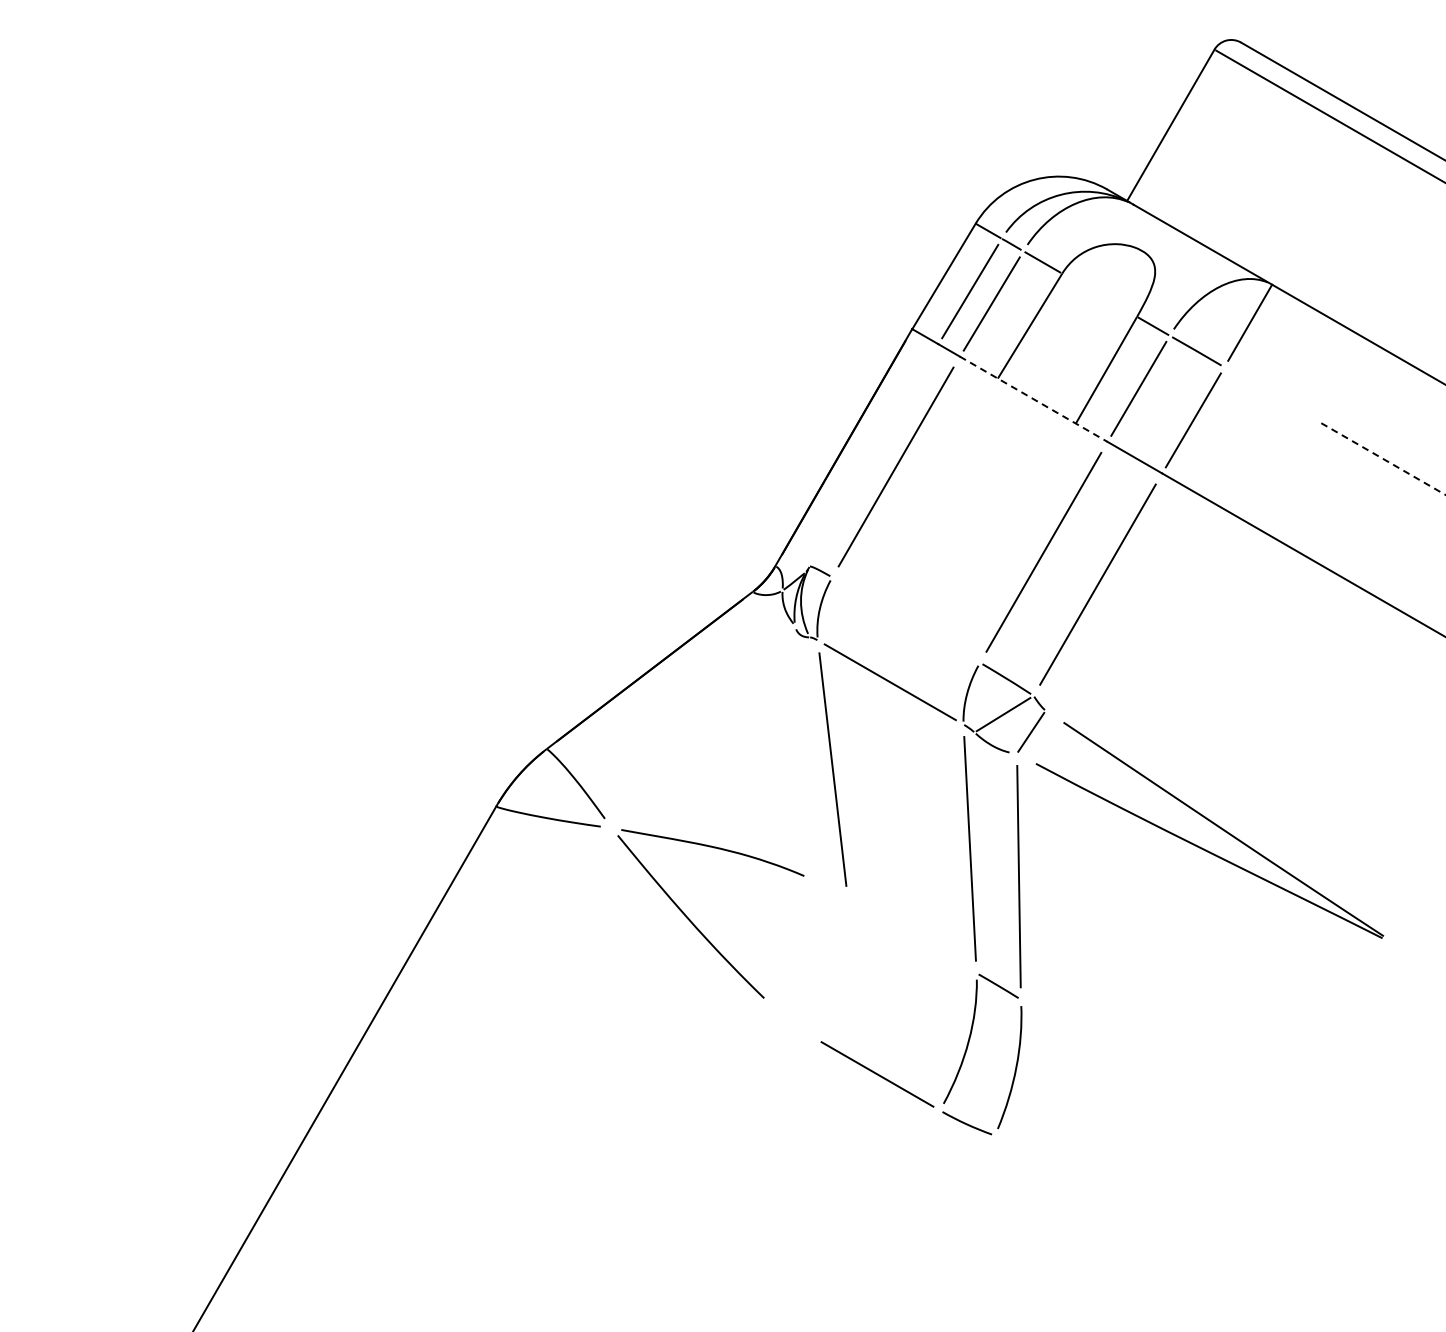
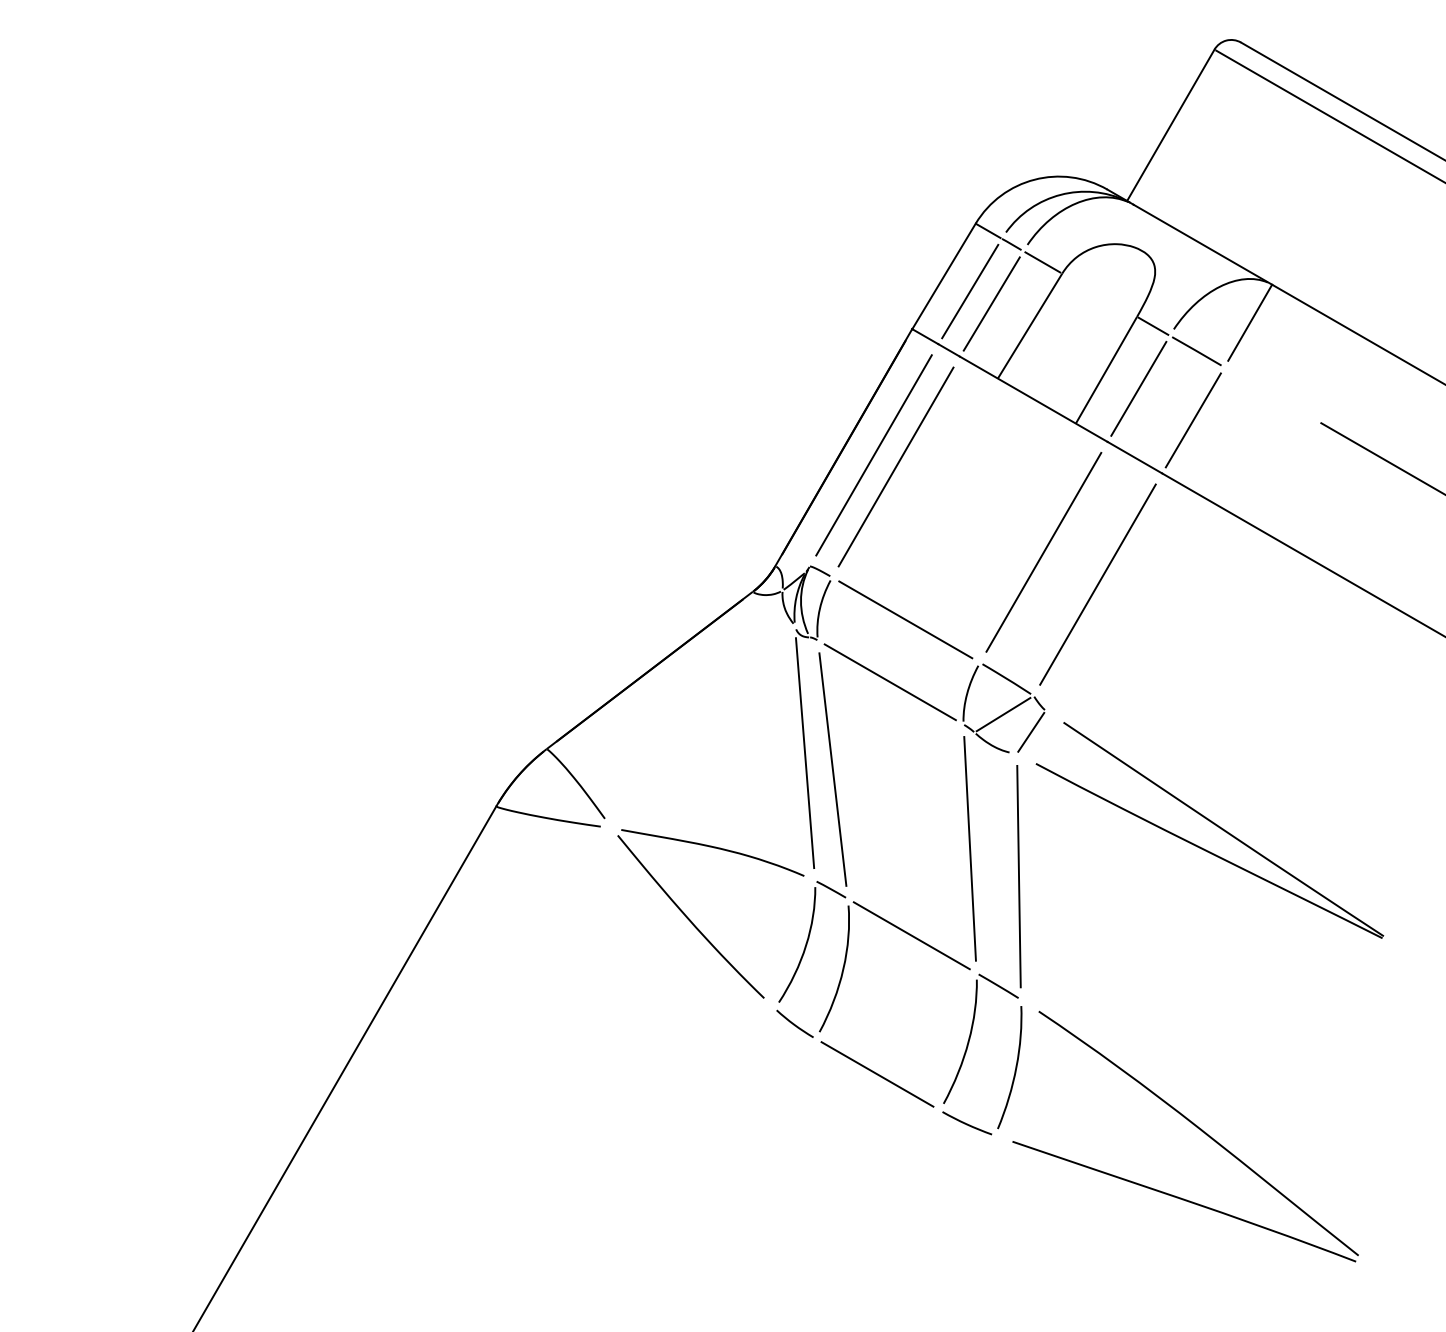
line: dashed -> solid (1034, 399)
line: none -> present (873, 455)
line: dashed -> solid (1383, 459)
line: none -> present (905, 619)
line: none -> present (804, 753)
part: none -> present (847, 954)
part: none -> present (1193, 1125)
